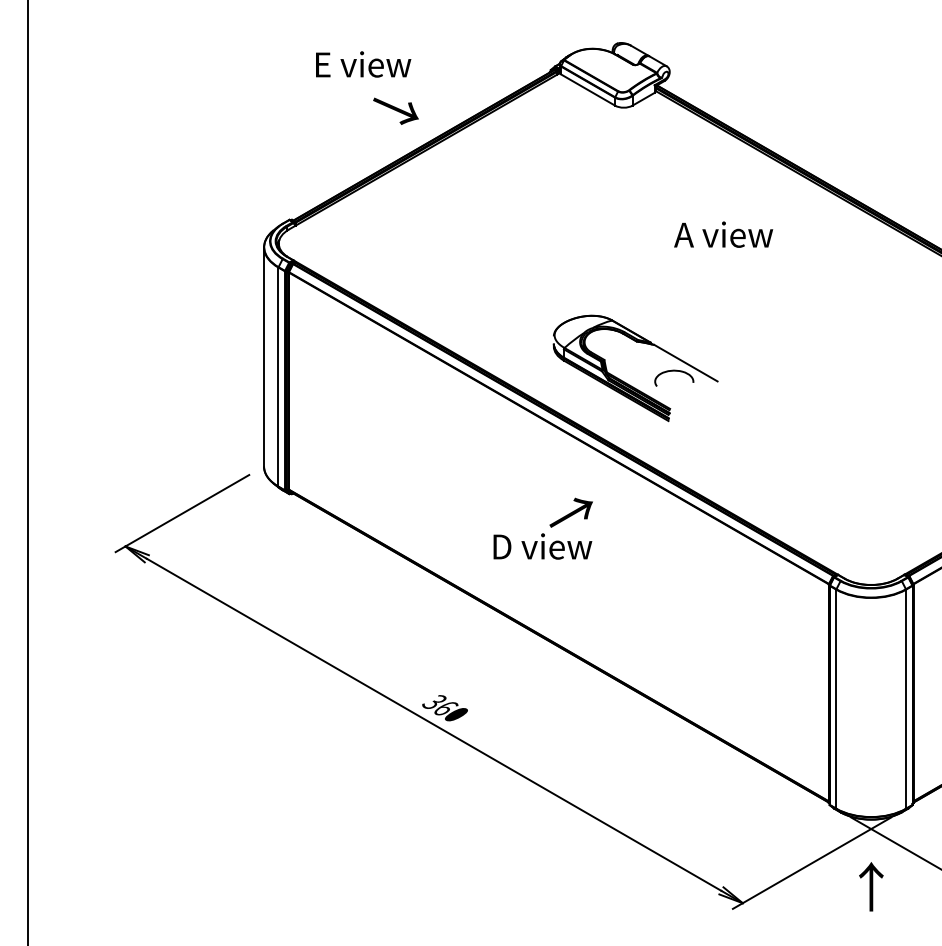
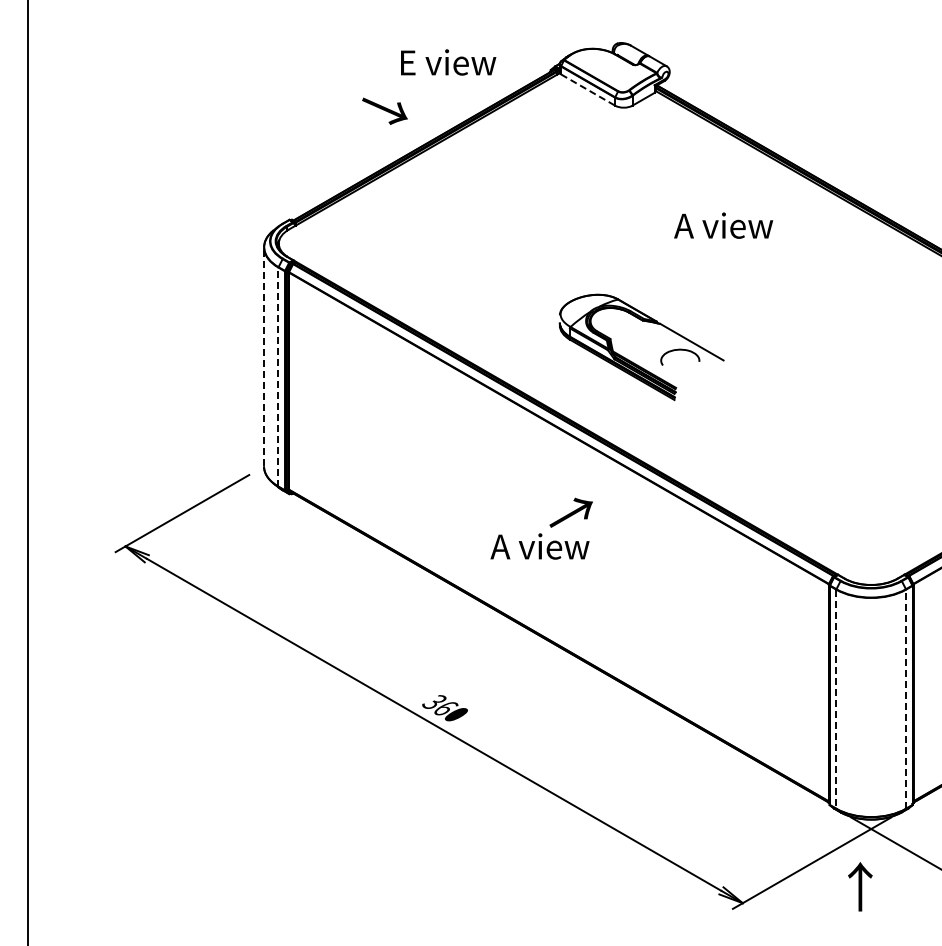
text position: (363, 64) -> (448, 62) (448, 62)
line: solid -> dashed (588, 90)
text position: (395, 110) -> (384, 110) (384, 110)
text position: (723, 234) -> (723, 225) (723, 225)
line: solid -> dashed (264, 356)
line: solid -> dashed (278, 376)
part position: (628, 383) -> (634, 362) (634, 362)
text: D view -> A view (541, 546)
line: solid -> dashed (906, 698)
line: solid -> dashed (836, 699)
text position: (871, 886) -> (860, 886) (860, 886)
